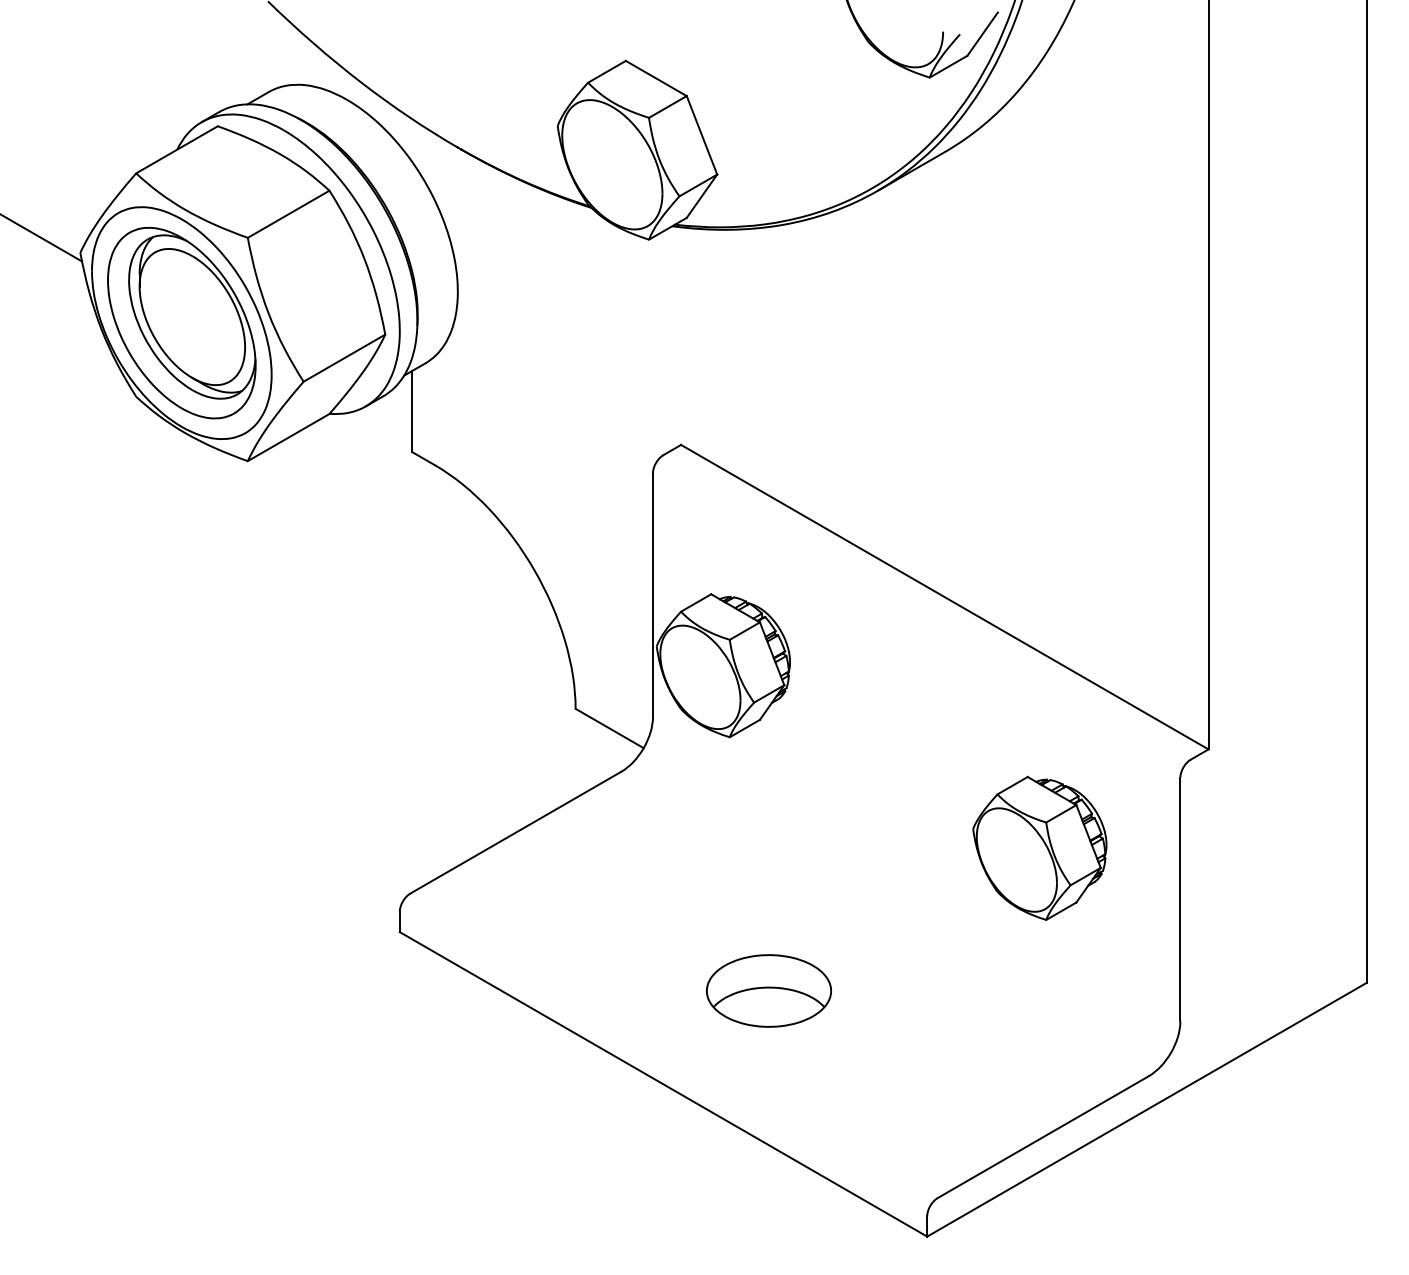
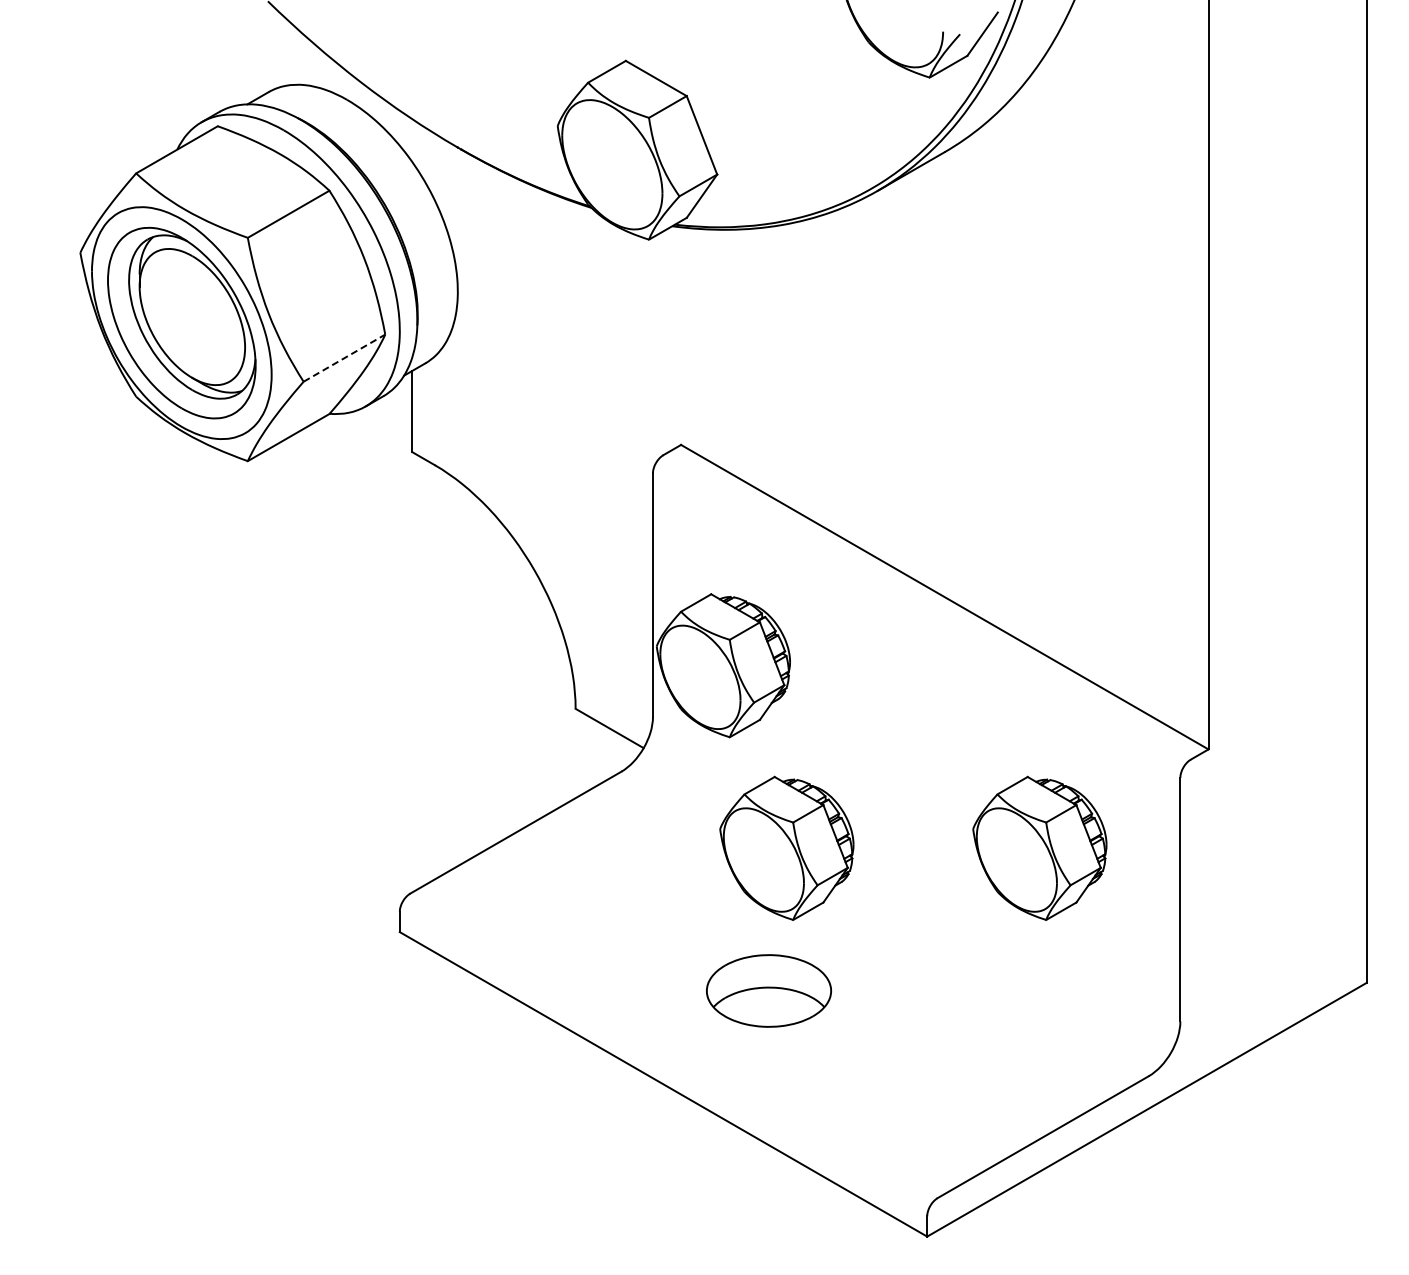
line: present -> none (42, 238)
line: solid -> dashed (344, 357)
part: none -> present (786, 847)
